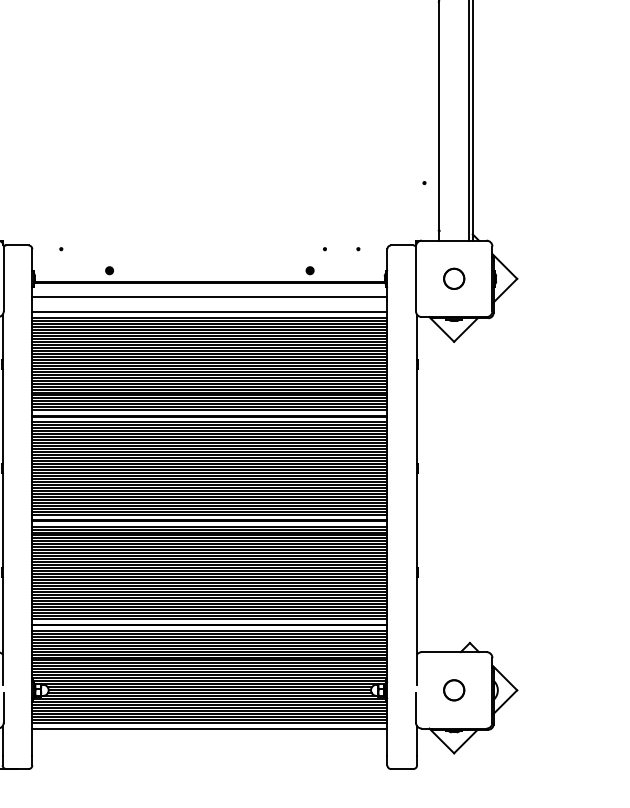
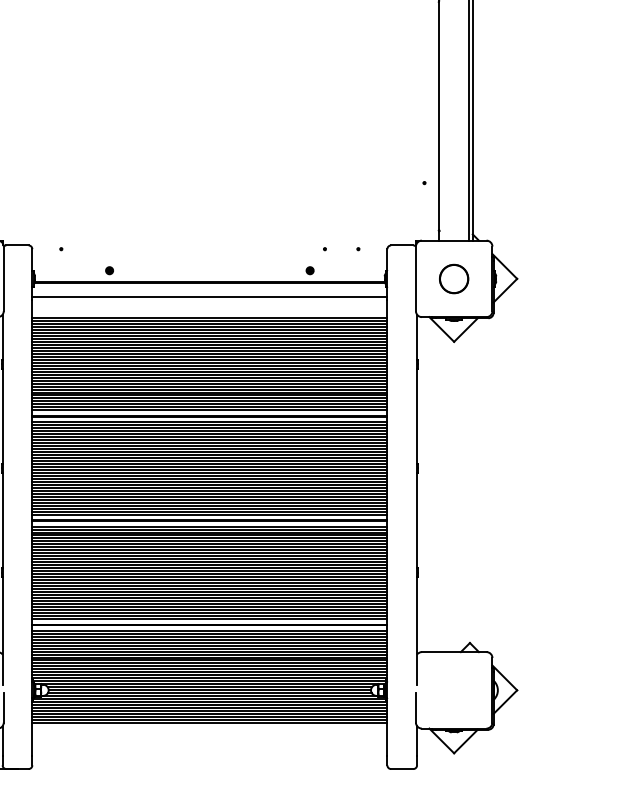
circle size: 23x23 px -> 31x32 px (454, 278)
line: present -> none (209, 312)
circle: present -> none (454, 690)
line: present -> none (209, 728)
